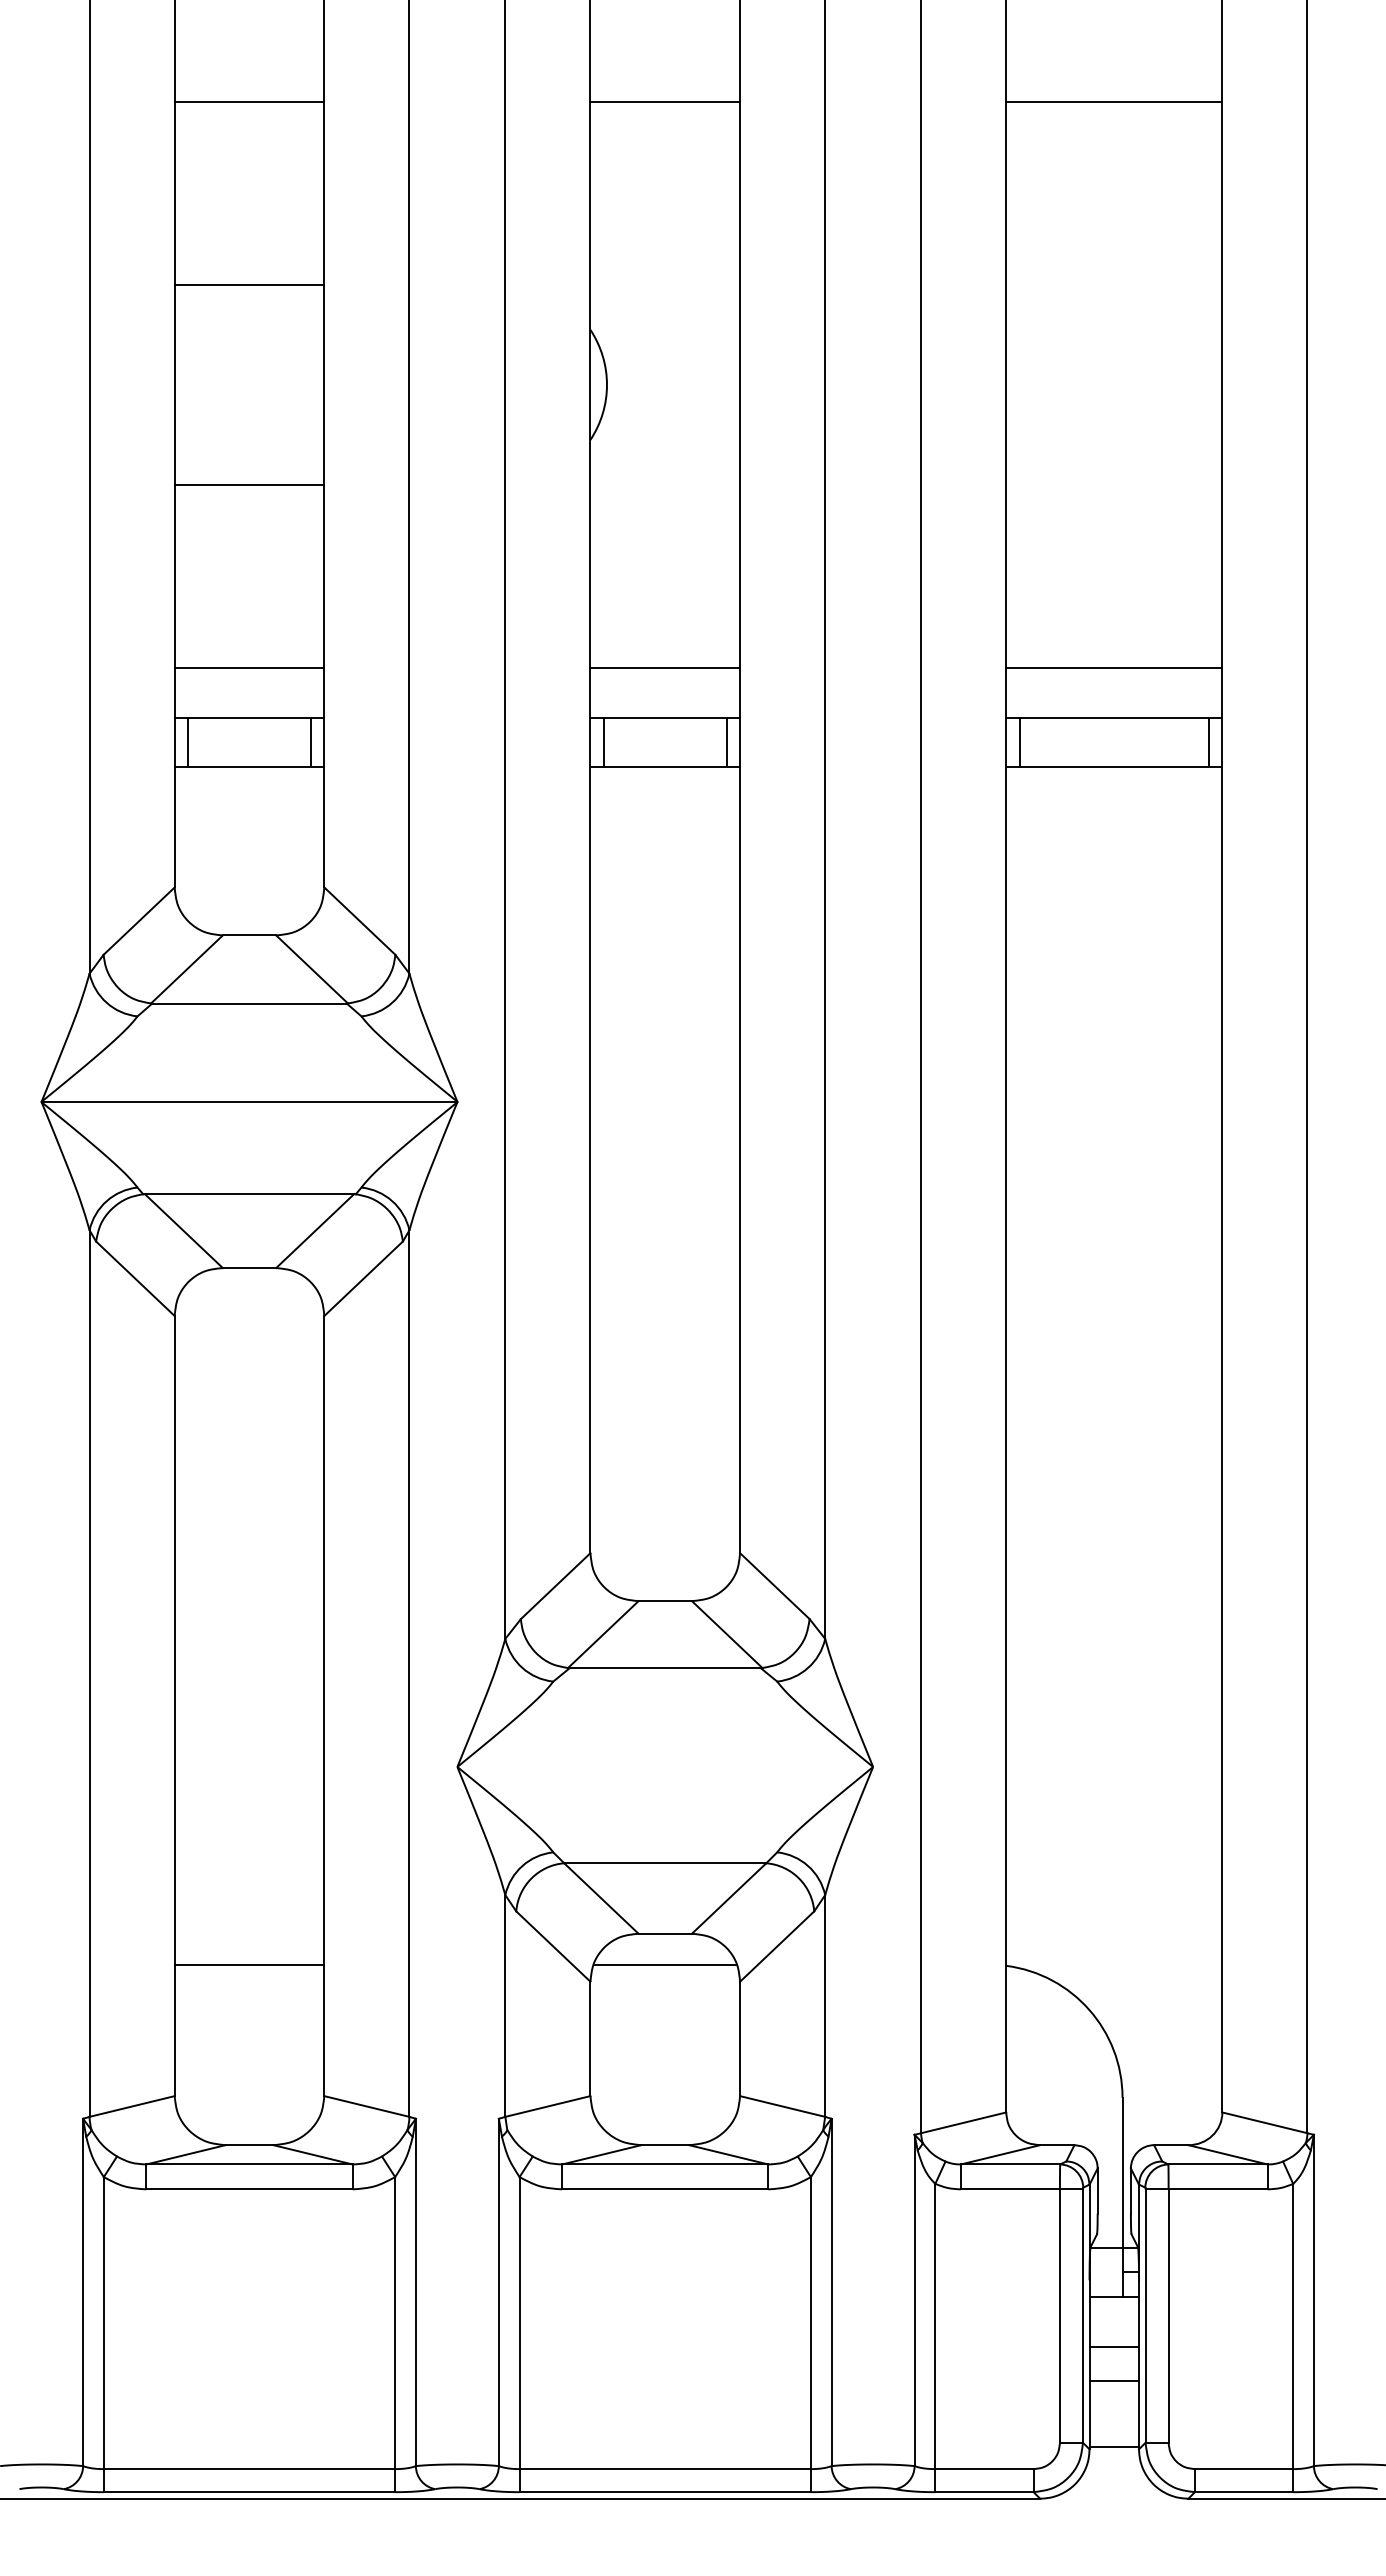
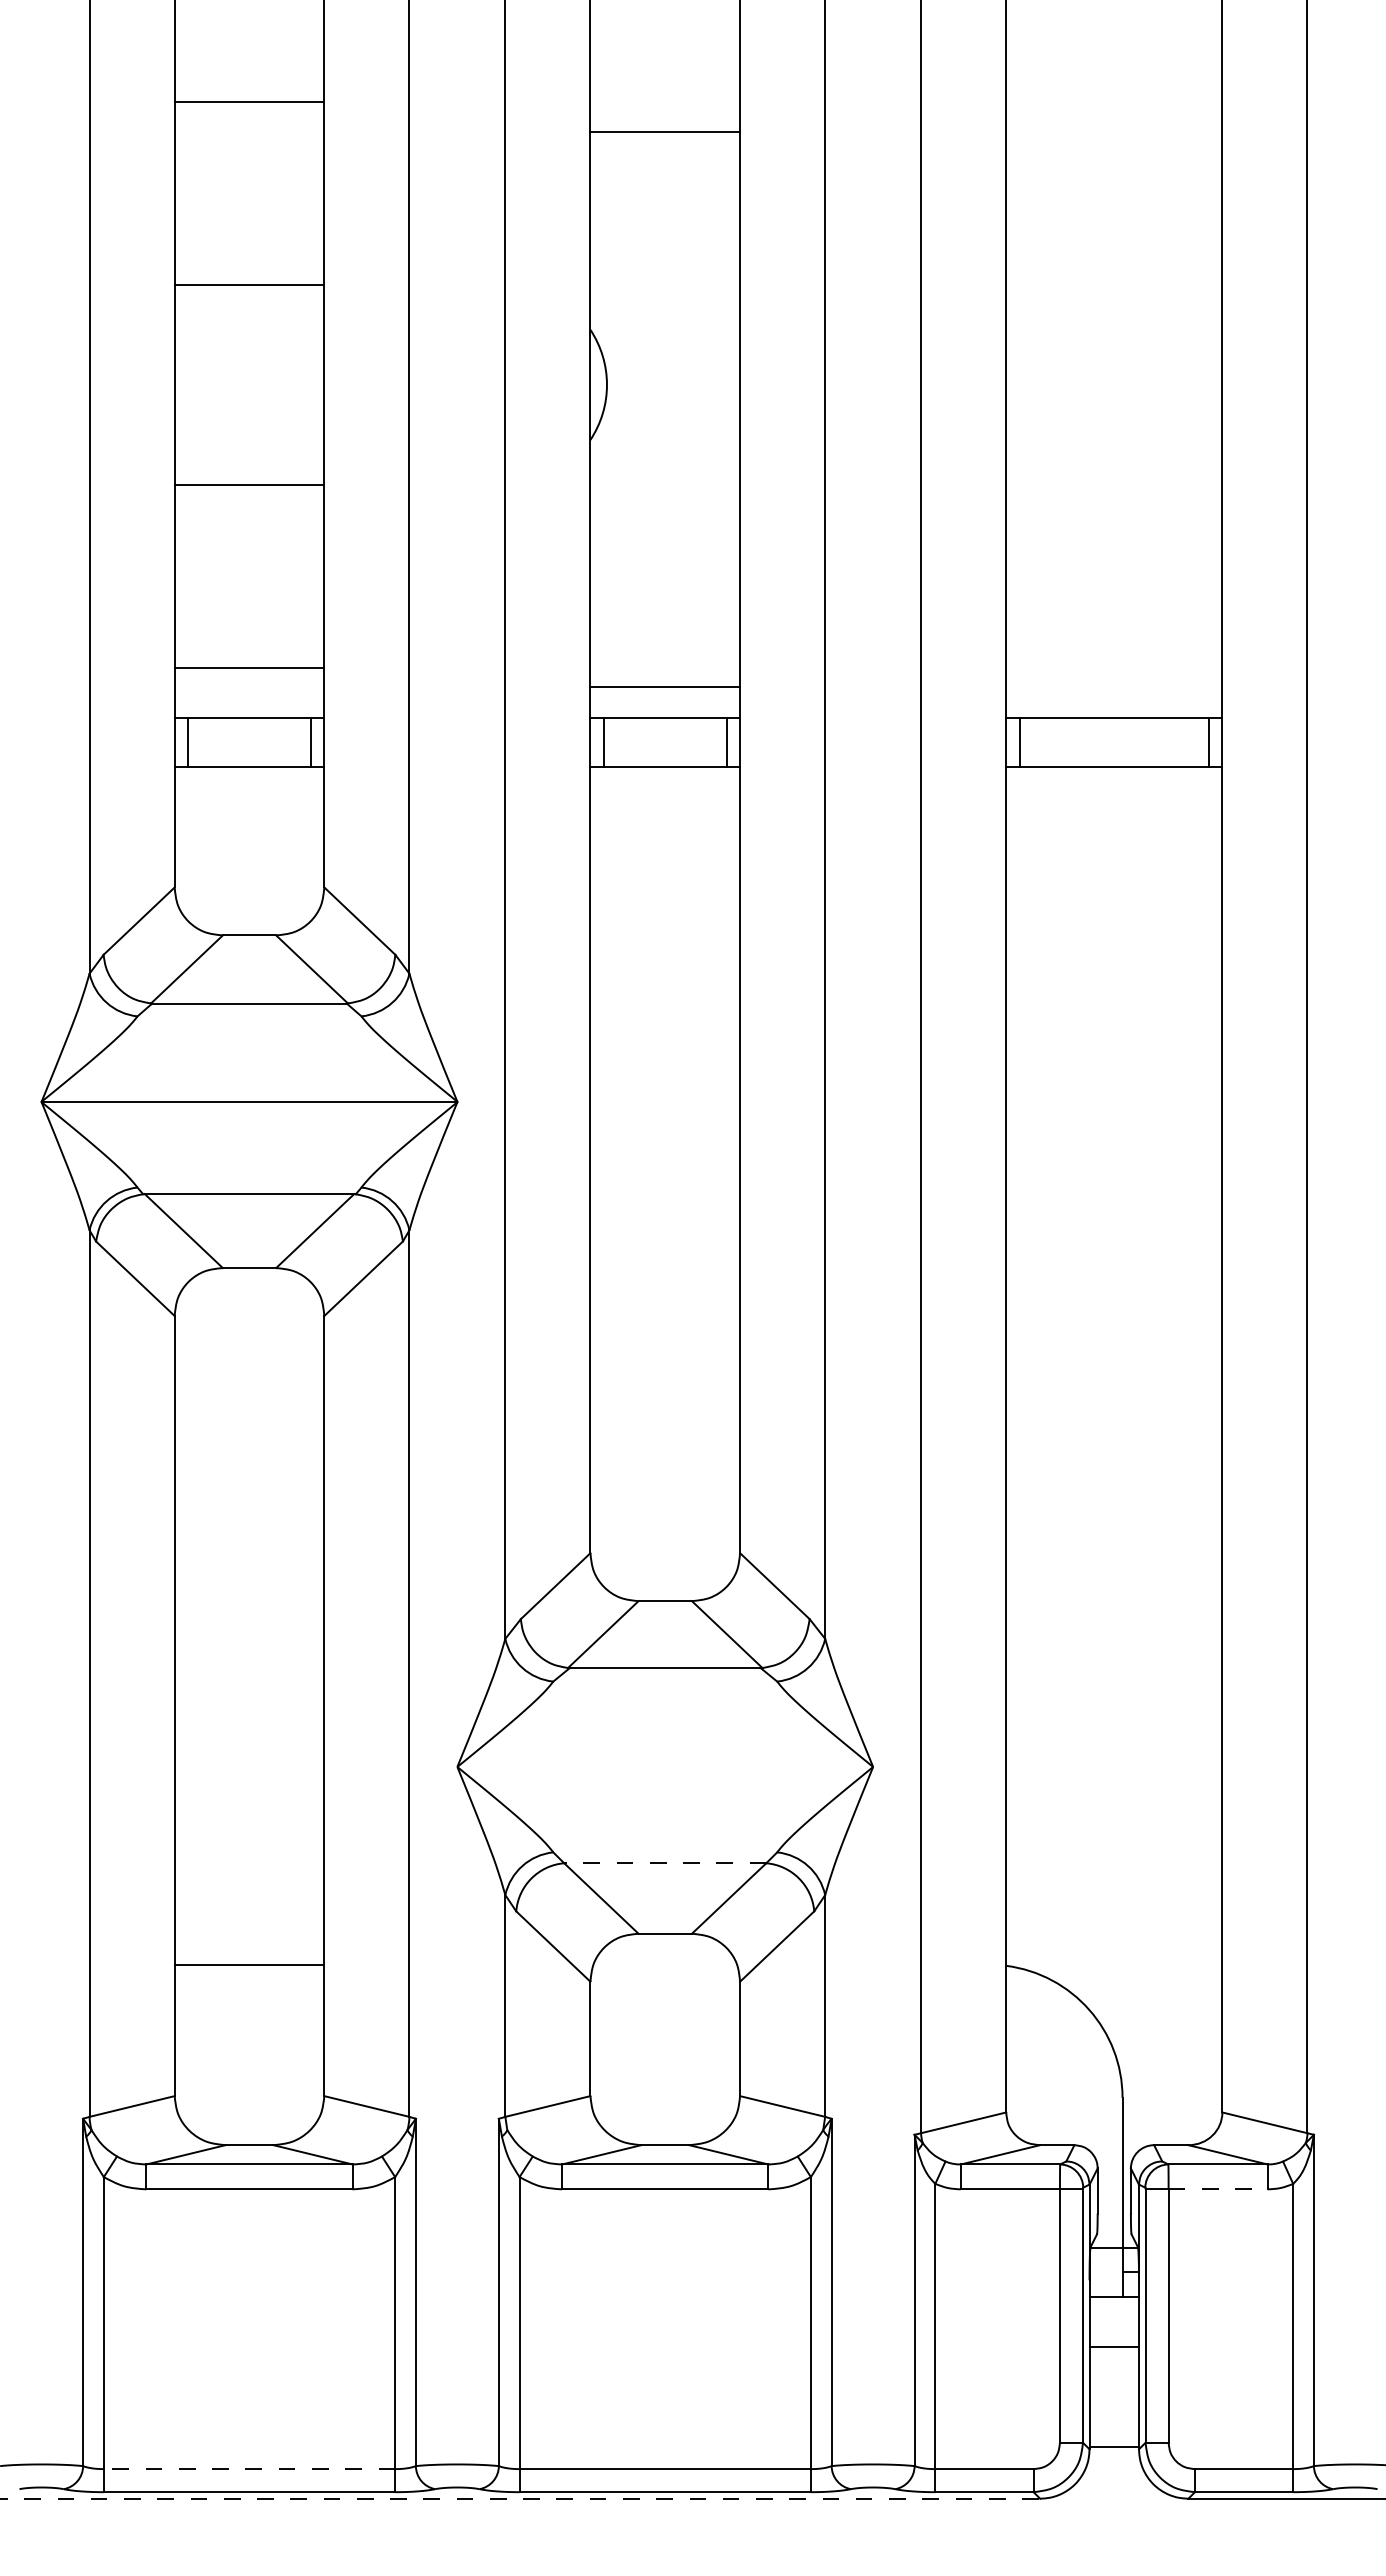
line position: (665, 102) -> (665, 132) (665, 132)
line: present -> none (1114, 102)
line position: (665, 667) -> (665, 686) (665, 686)
line: present -> none (1114, 667)
line: solid -> dashed (664, 1863)
line: present -> none (664, 1964)
line: solid -> dashed (1218, 2189)
line: present -> none (1114, 2380)
line: solid -> dashed (249, 2469)
line: solid -> dashed (520, 2498)
